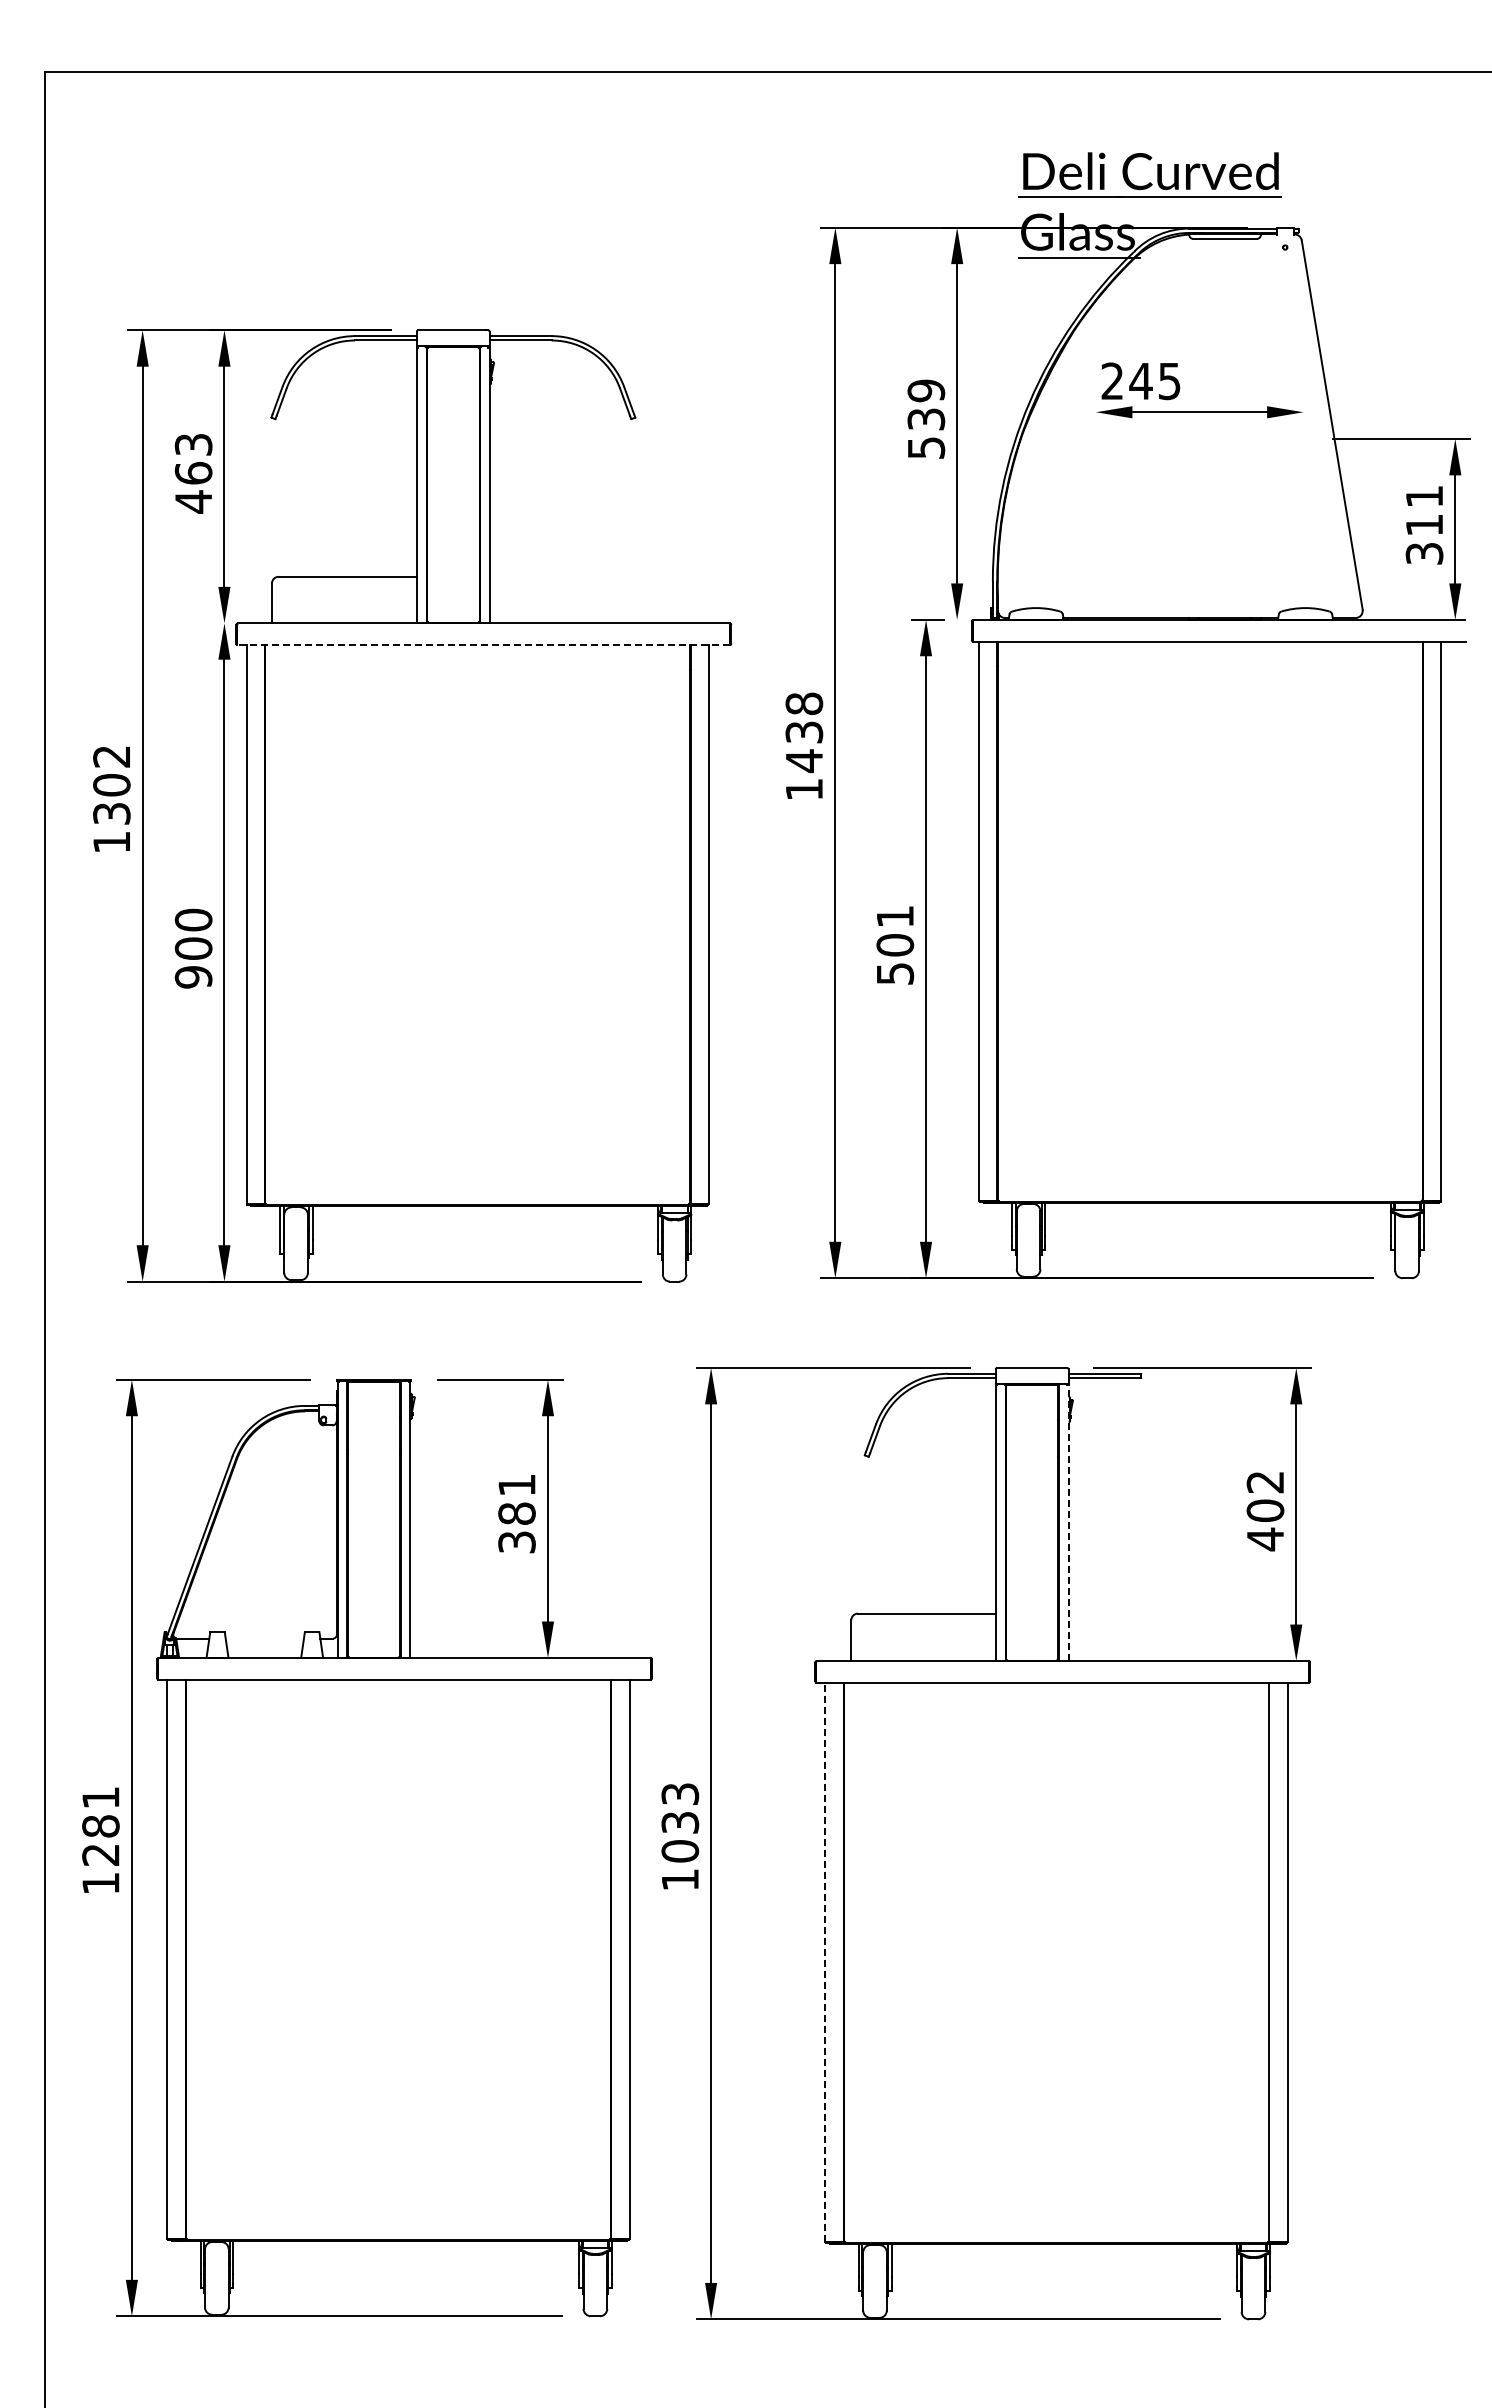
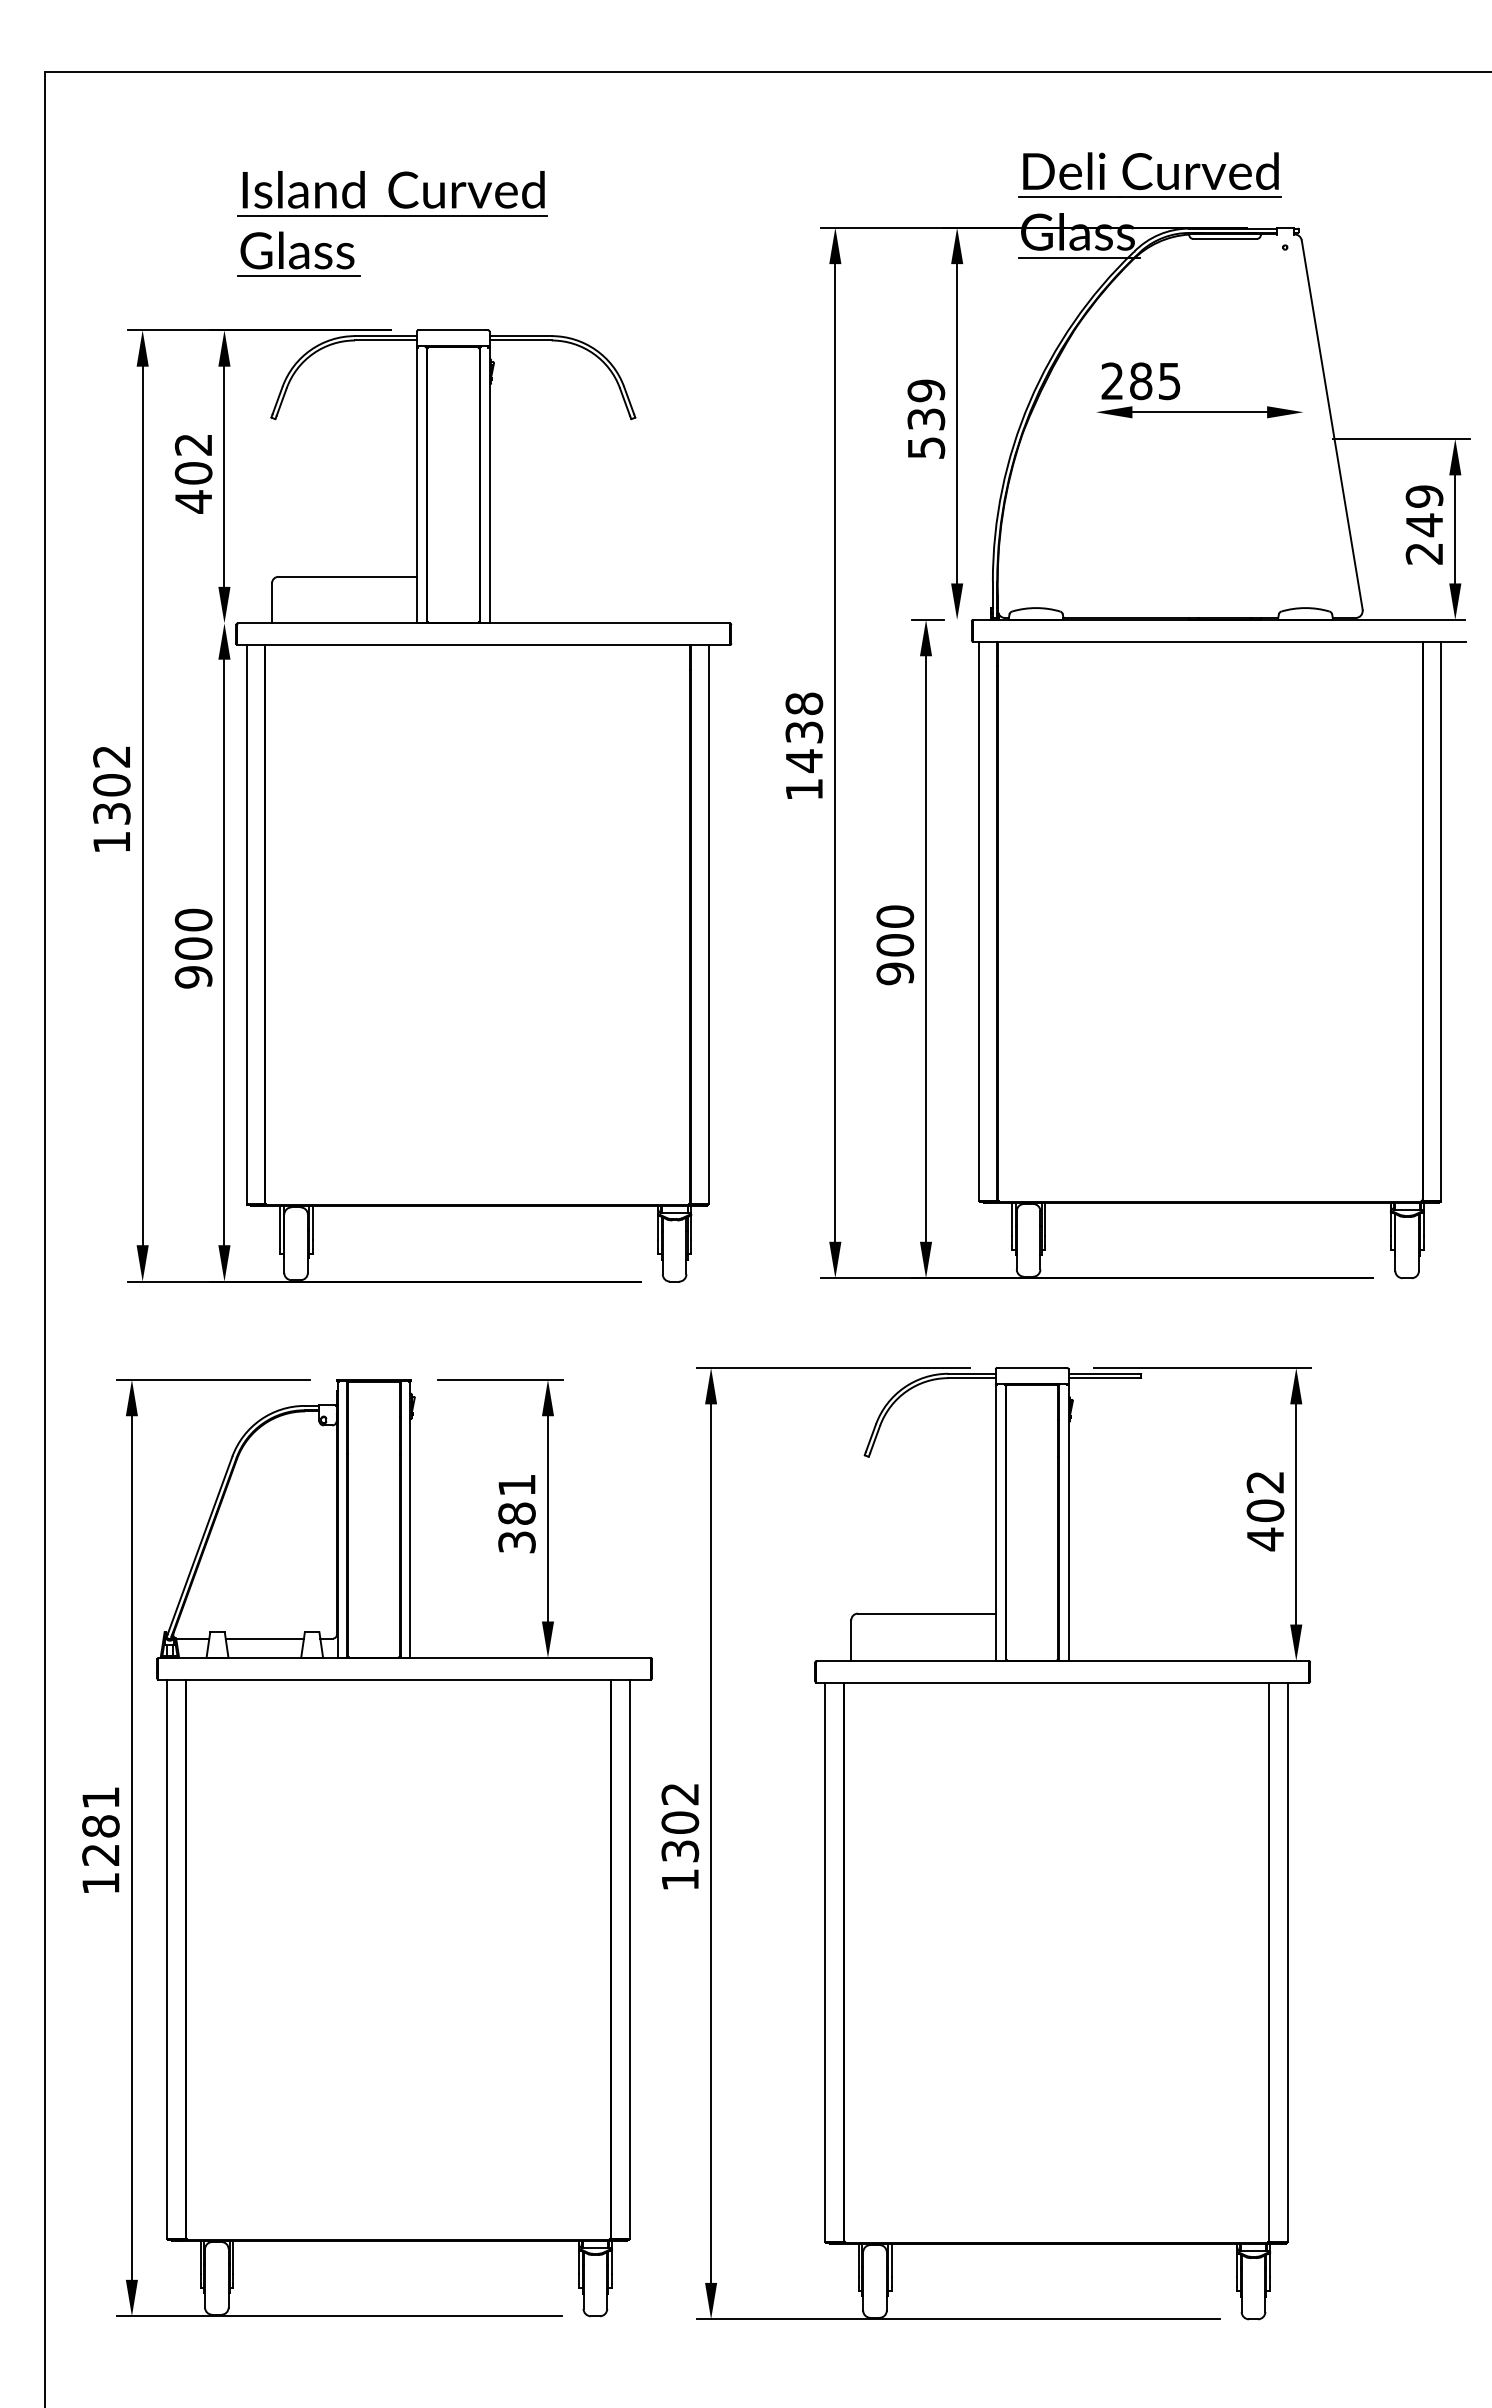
part: none -> present (392, 216)
text: 245 -> 285 (1140, 381)
text: 463 -> 402 (193, 459)
text: 311 -> 249 (1424, 524)
line: dashed -> solid (483, 645)
text: 501 -> 900 (895, 945)
line: dashed -> solid (1068, 1522)
line: none -> present (264, 1638)
text: 1033 -> 1302 (680, 1822)
line: dashed -> solid (825, 1962)
